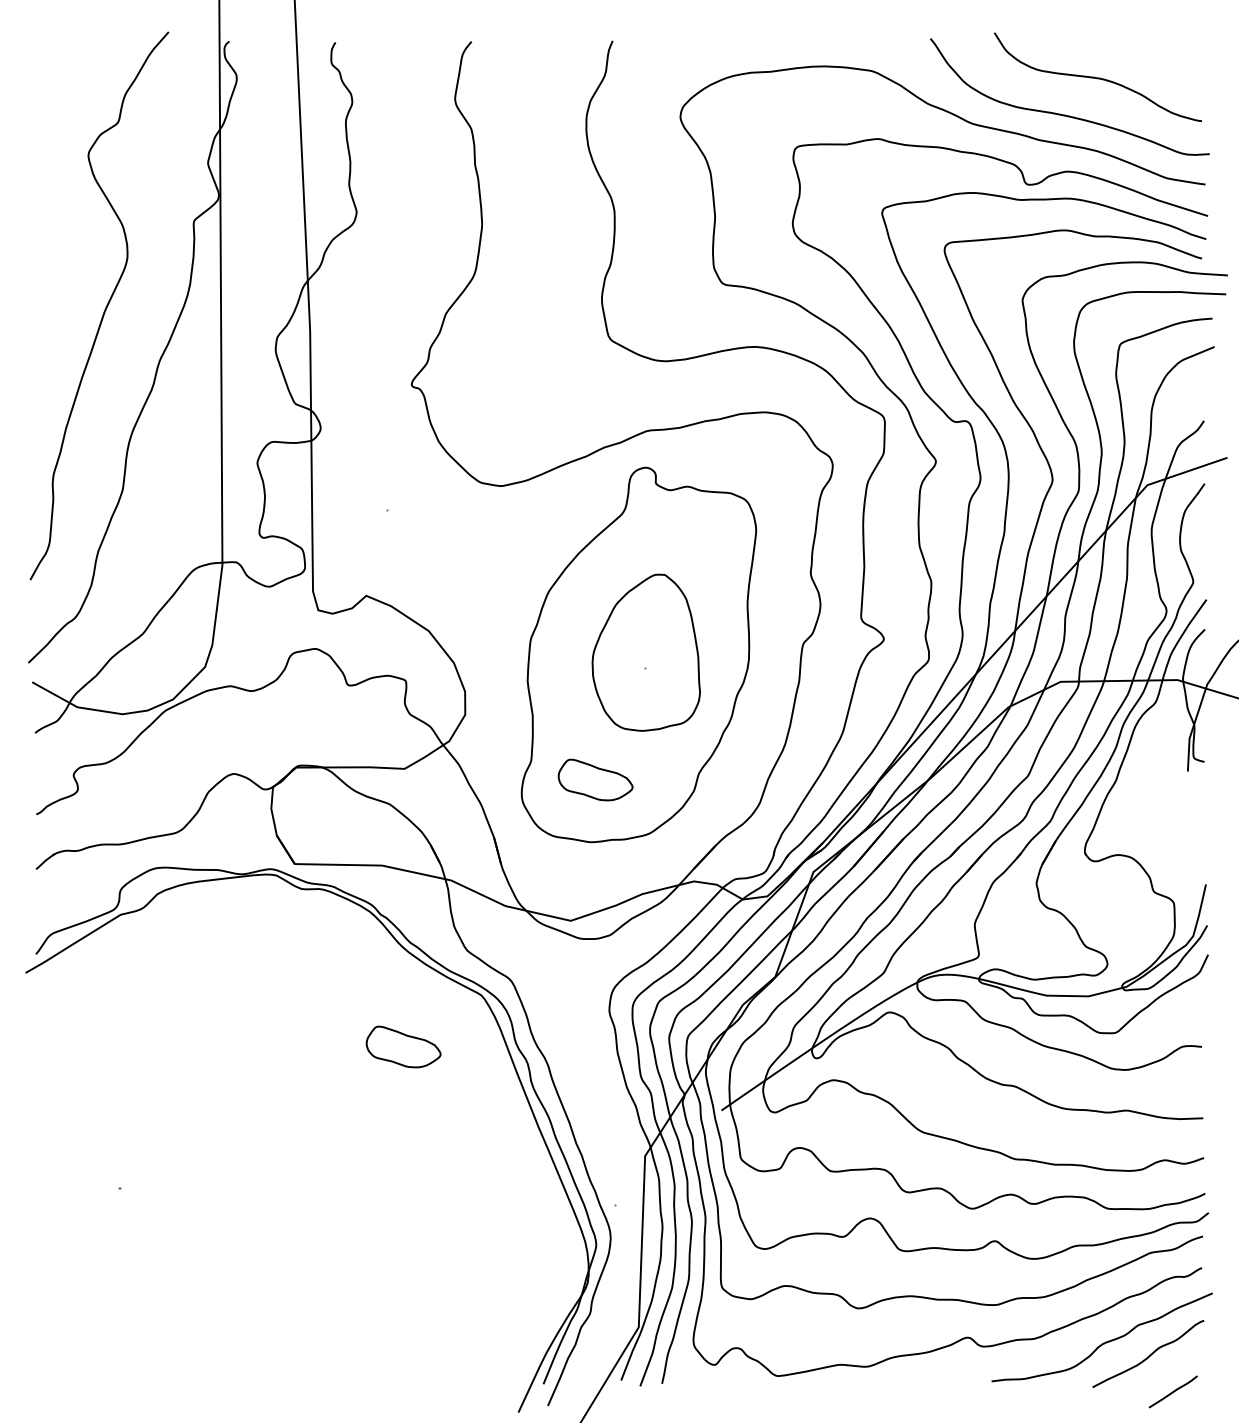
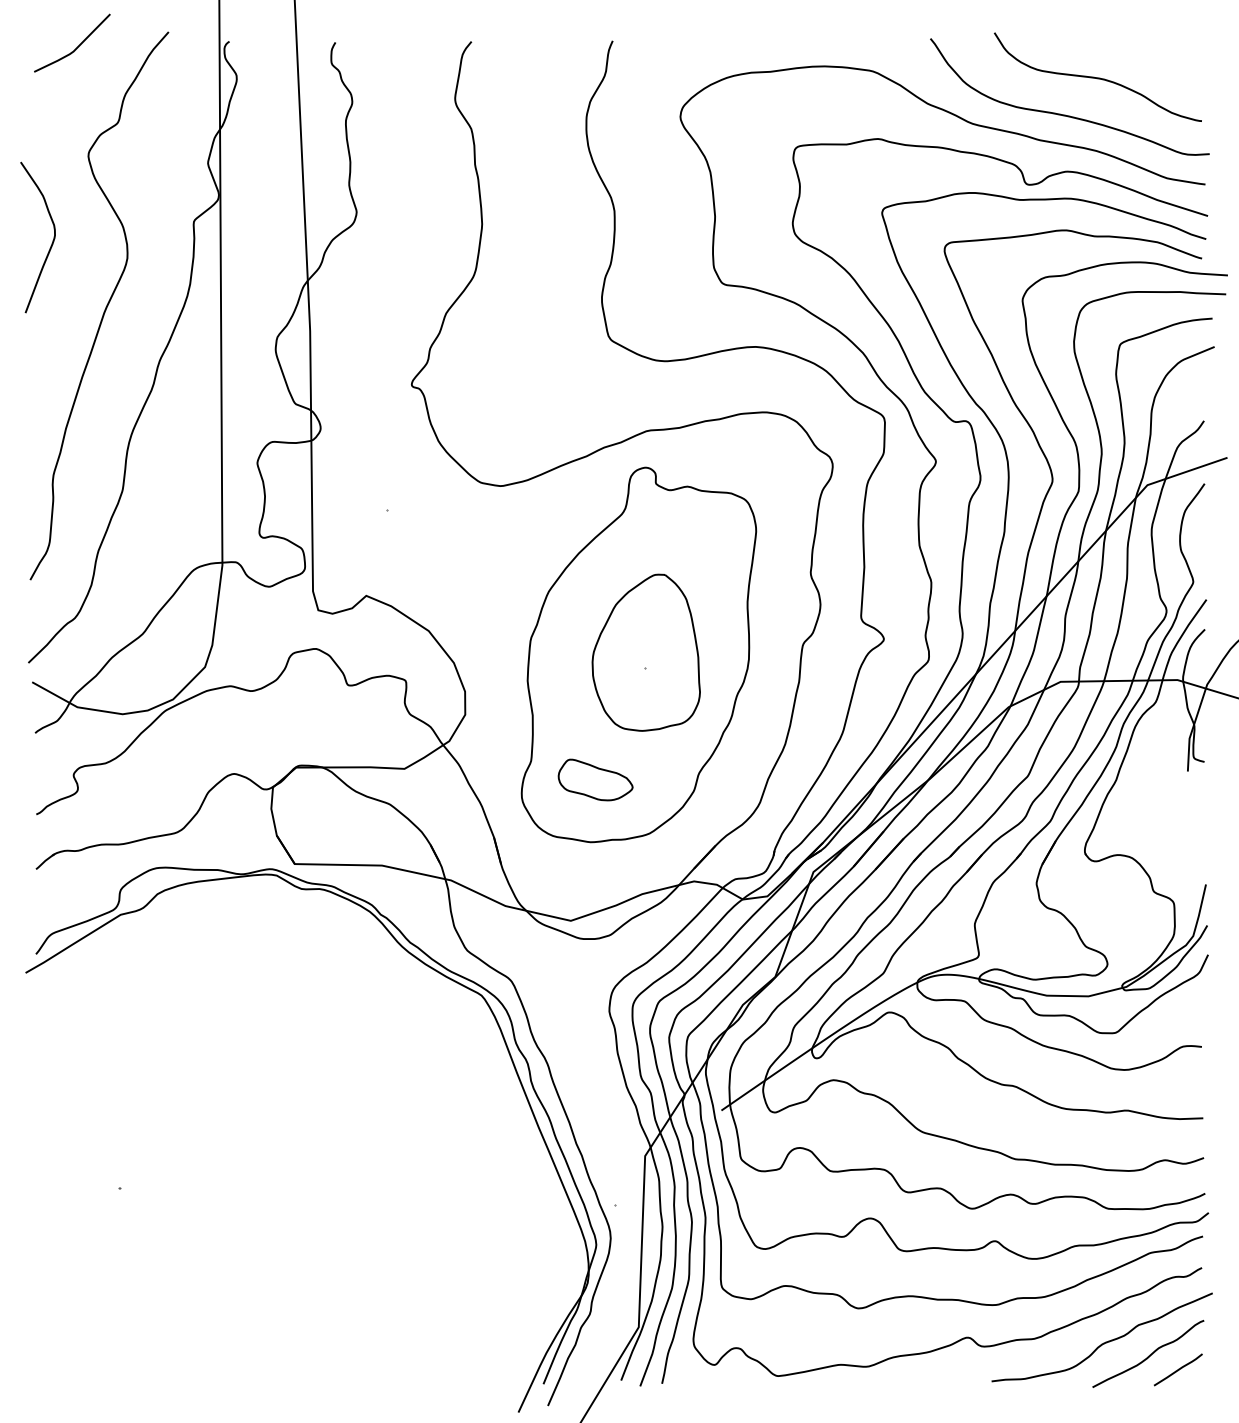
line: none -> present (77, 46)
curve: none -> present (51, 243)
part: present -> none (403, 1046)
line position: (1172, 1391) -> (1177, 1369) (1177, 1369)
